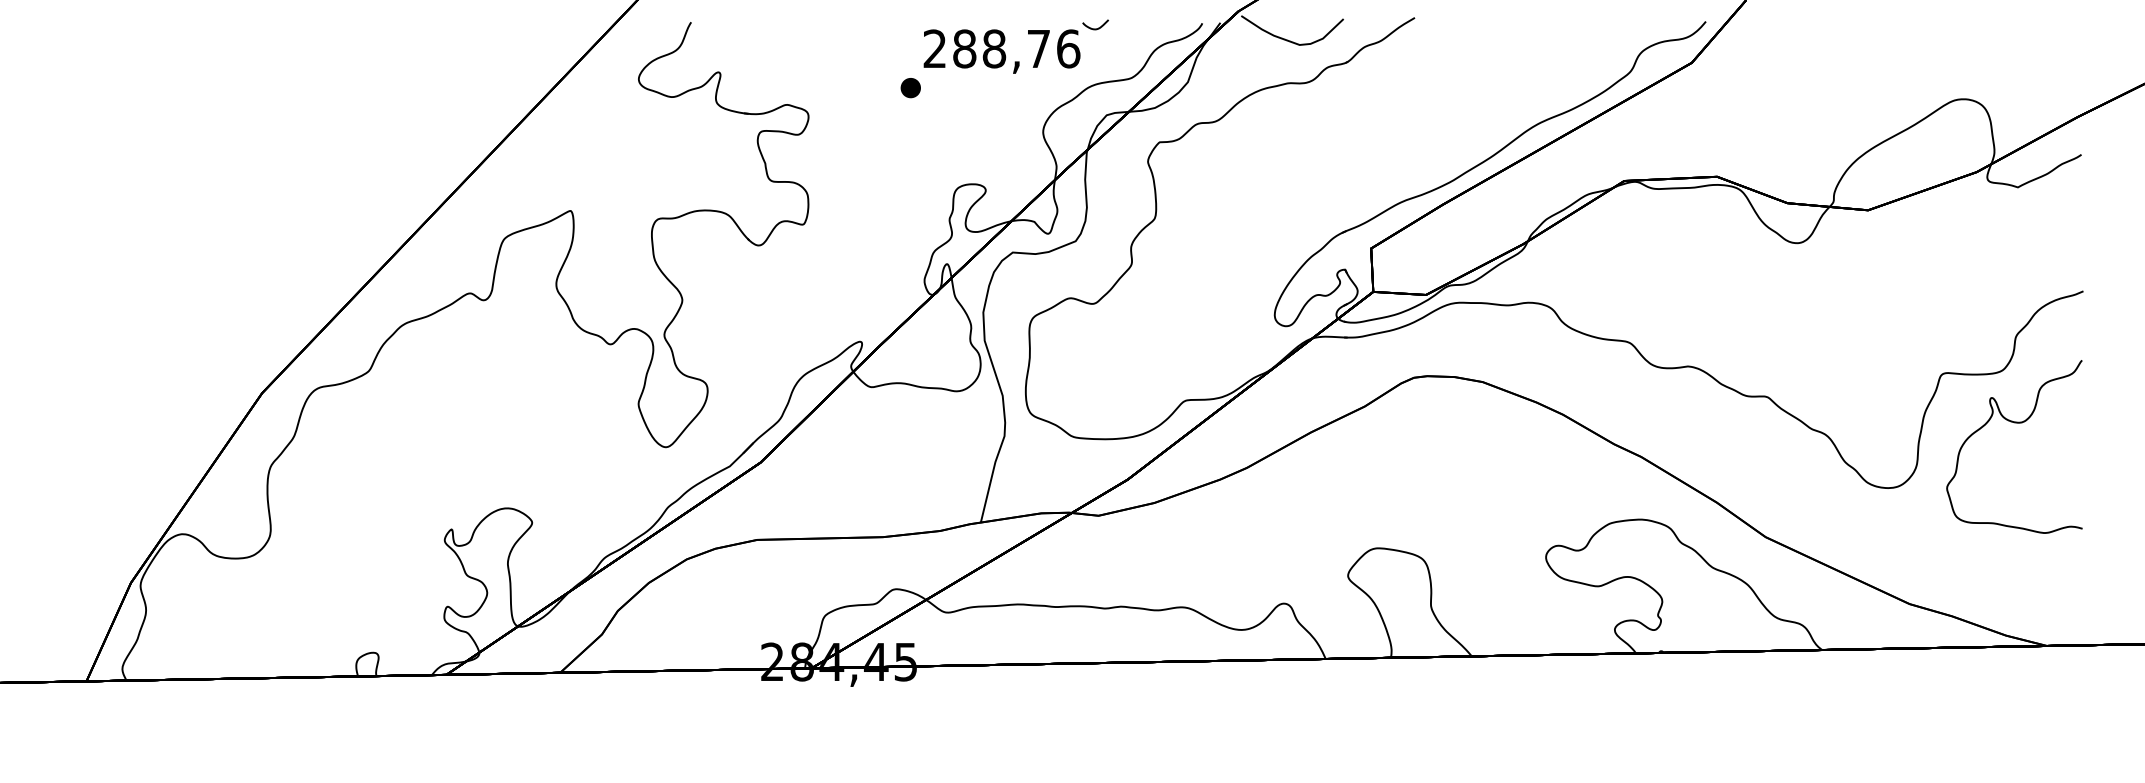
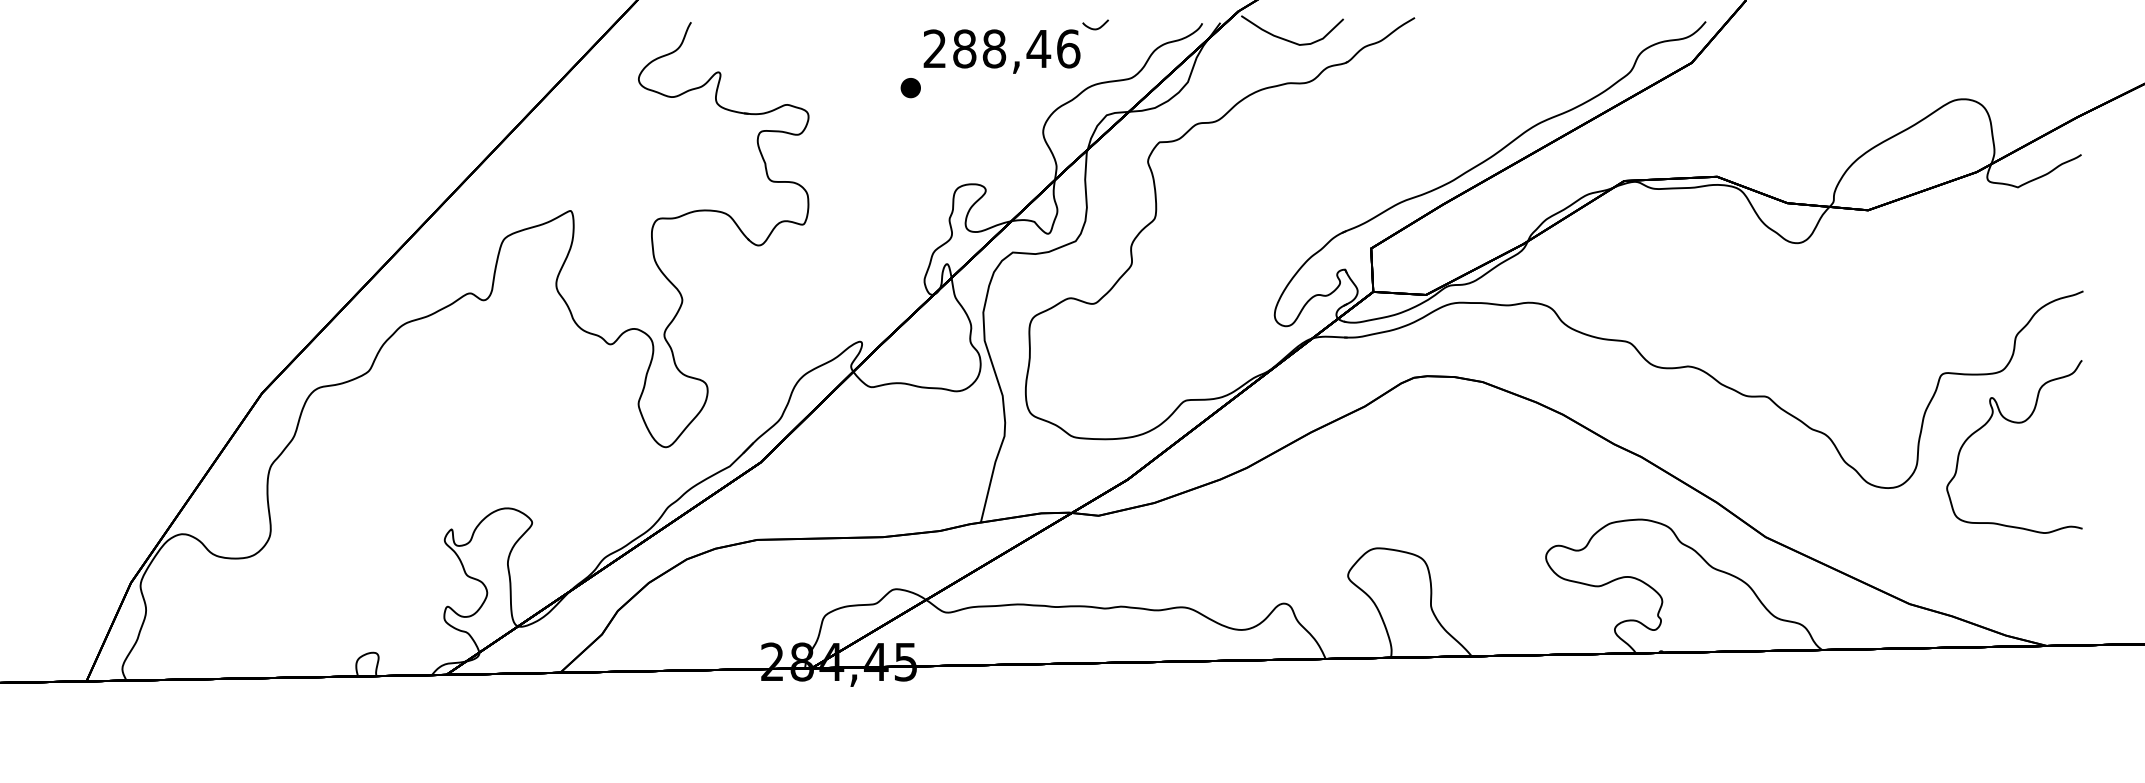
text: 288,76 -> 288,46 (1038, 48)
